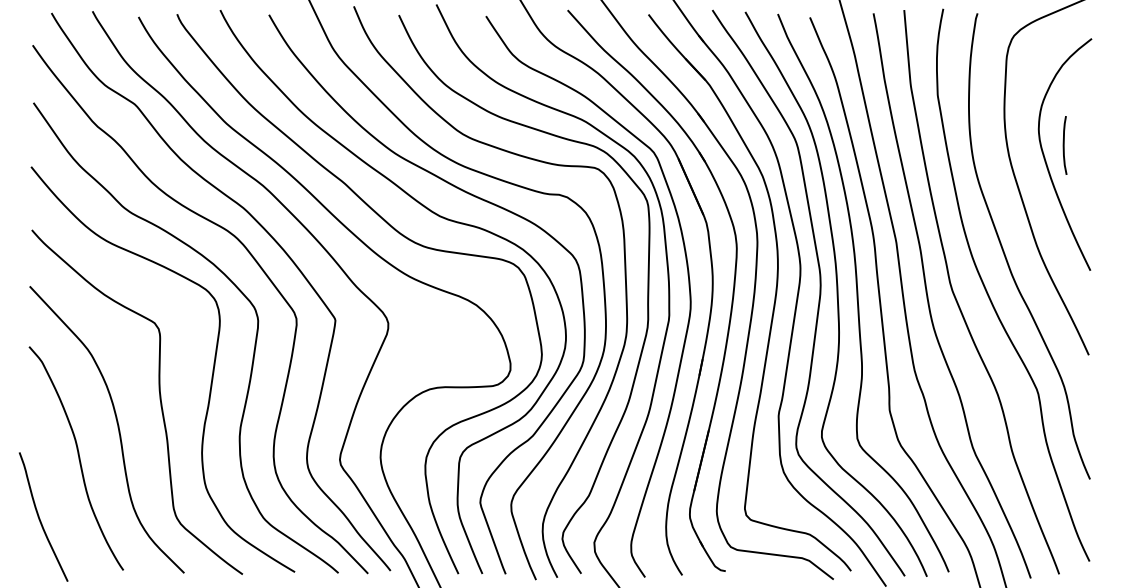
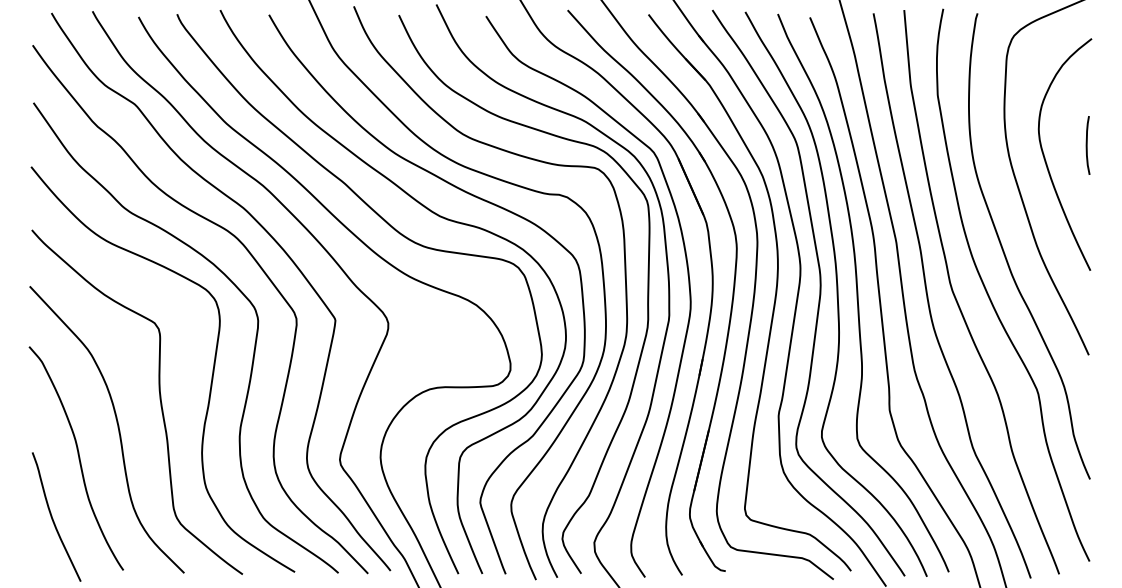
curve position: (1064, 145) -> (1087, 145) (1087, 145)
curve position: (40, 518) -> (53, 518) (53, 518)
